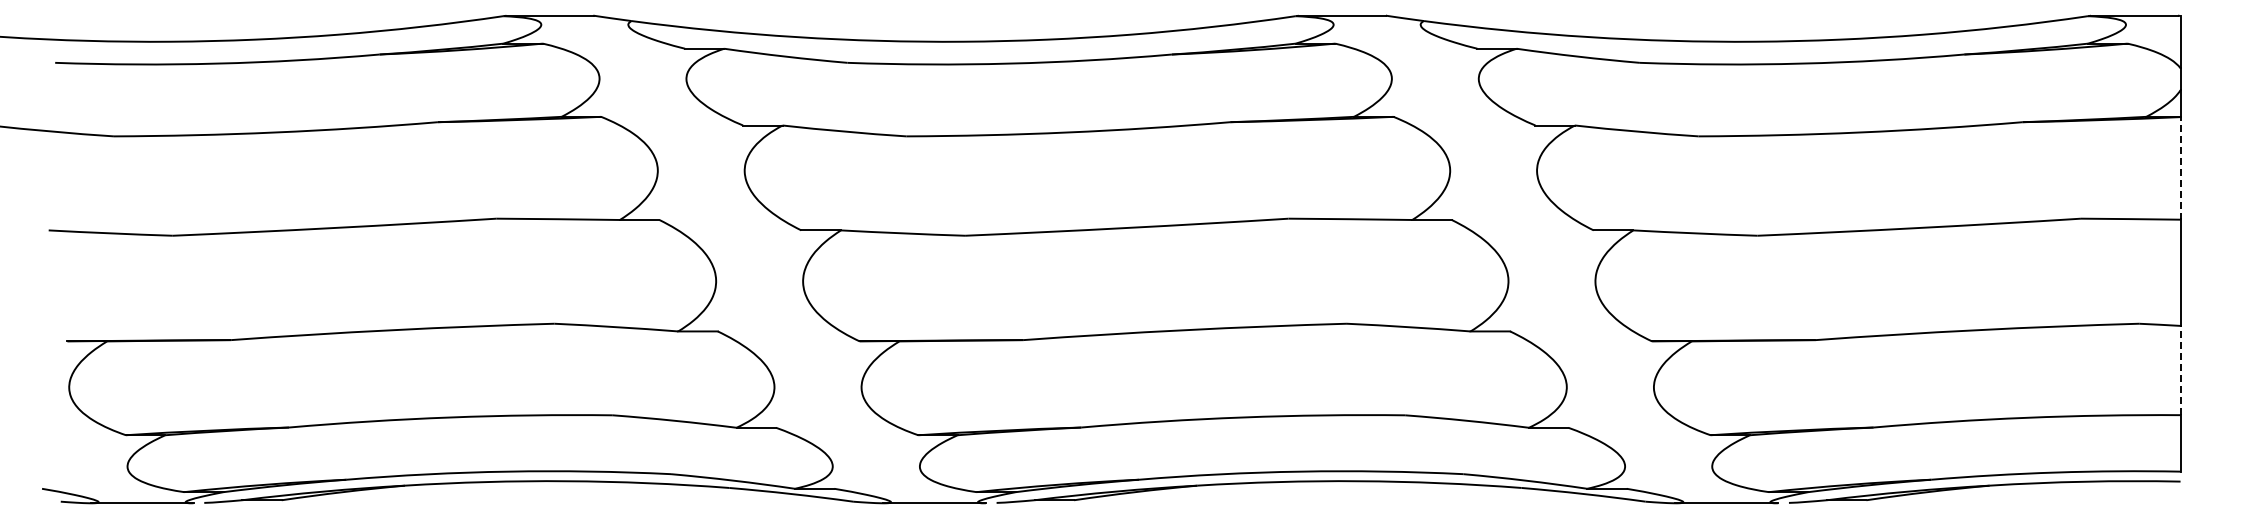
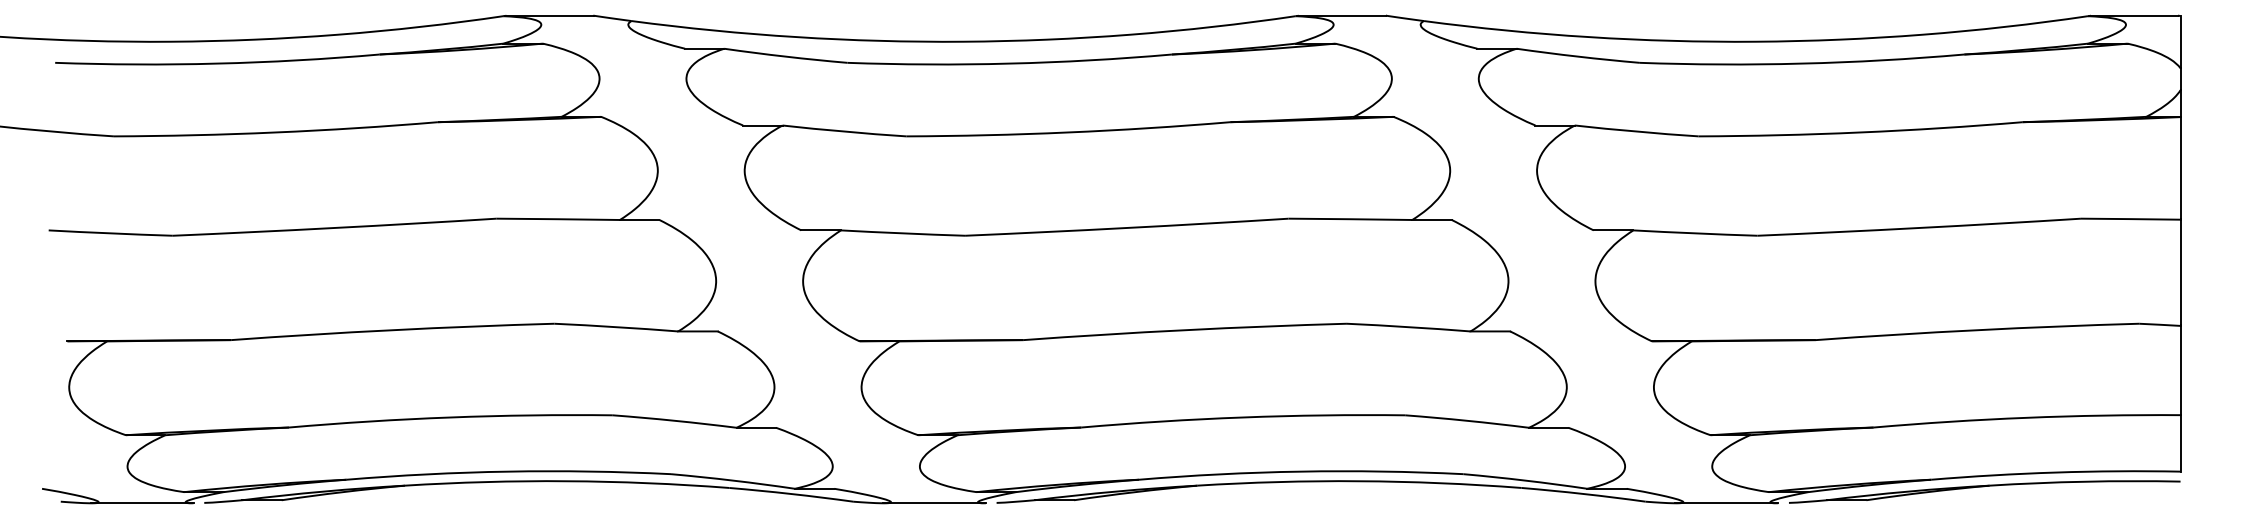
line: dashed -> solid (2180, 167)
line: dashed -> solid (2180, 369)
